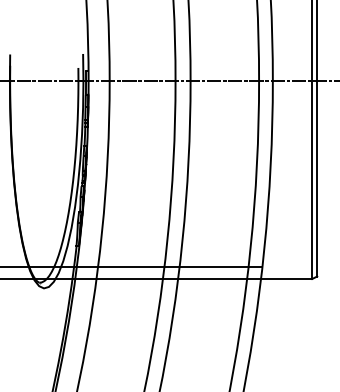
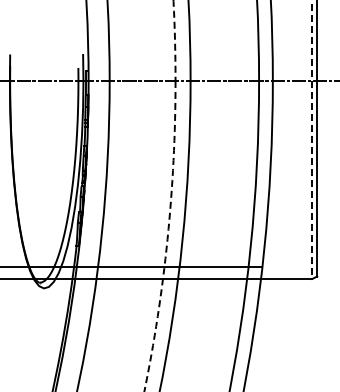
line: solid -> dashed (312, 140)
circle: solid -> dashed (159, 195)
